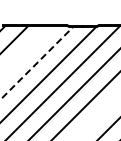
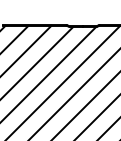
line: none -> present (26, 49)
line: dashed -> solid (37, 63)
line: none -> present (97, 117)
